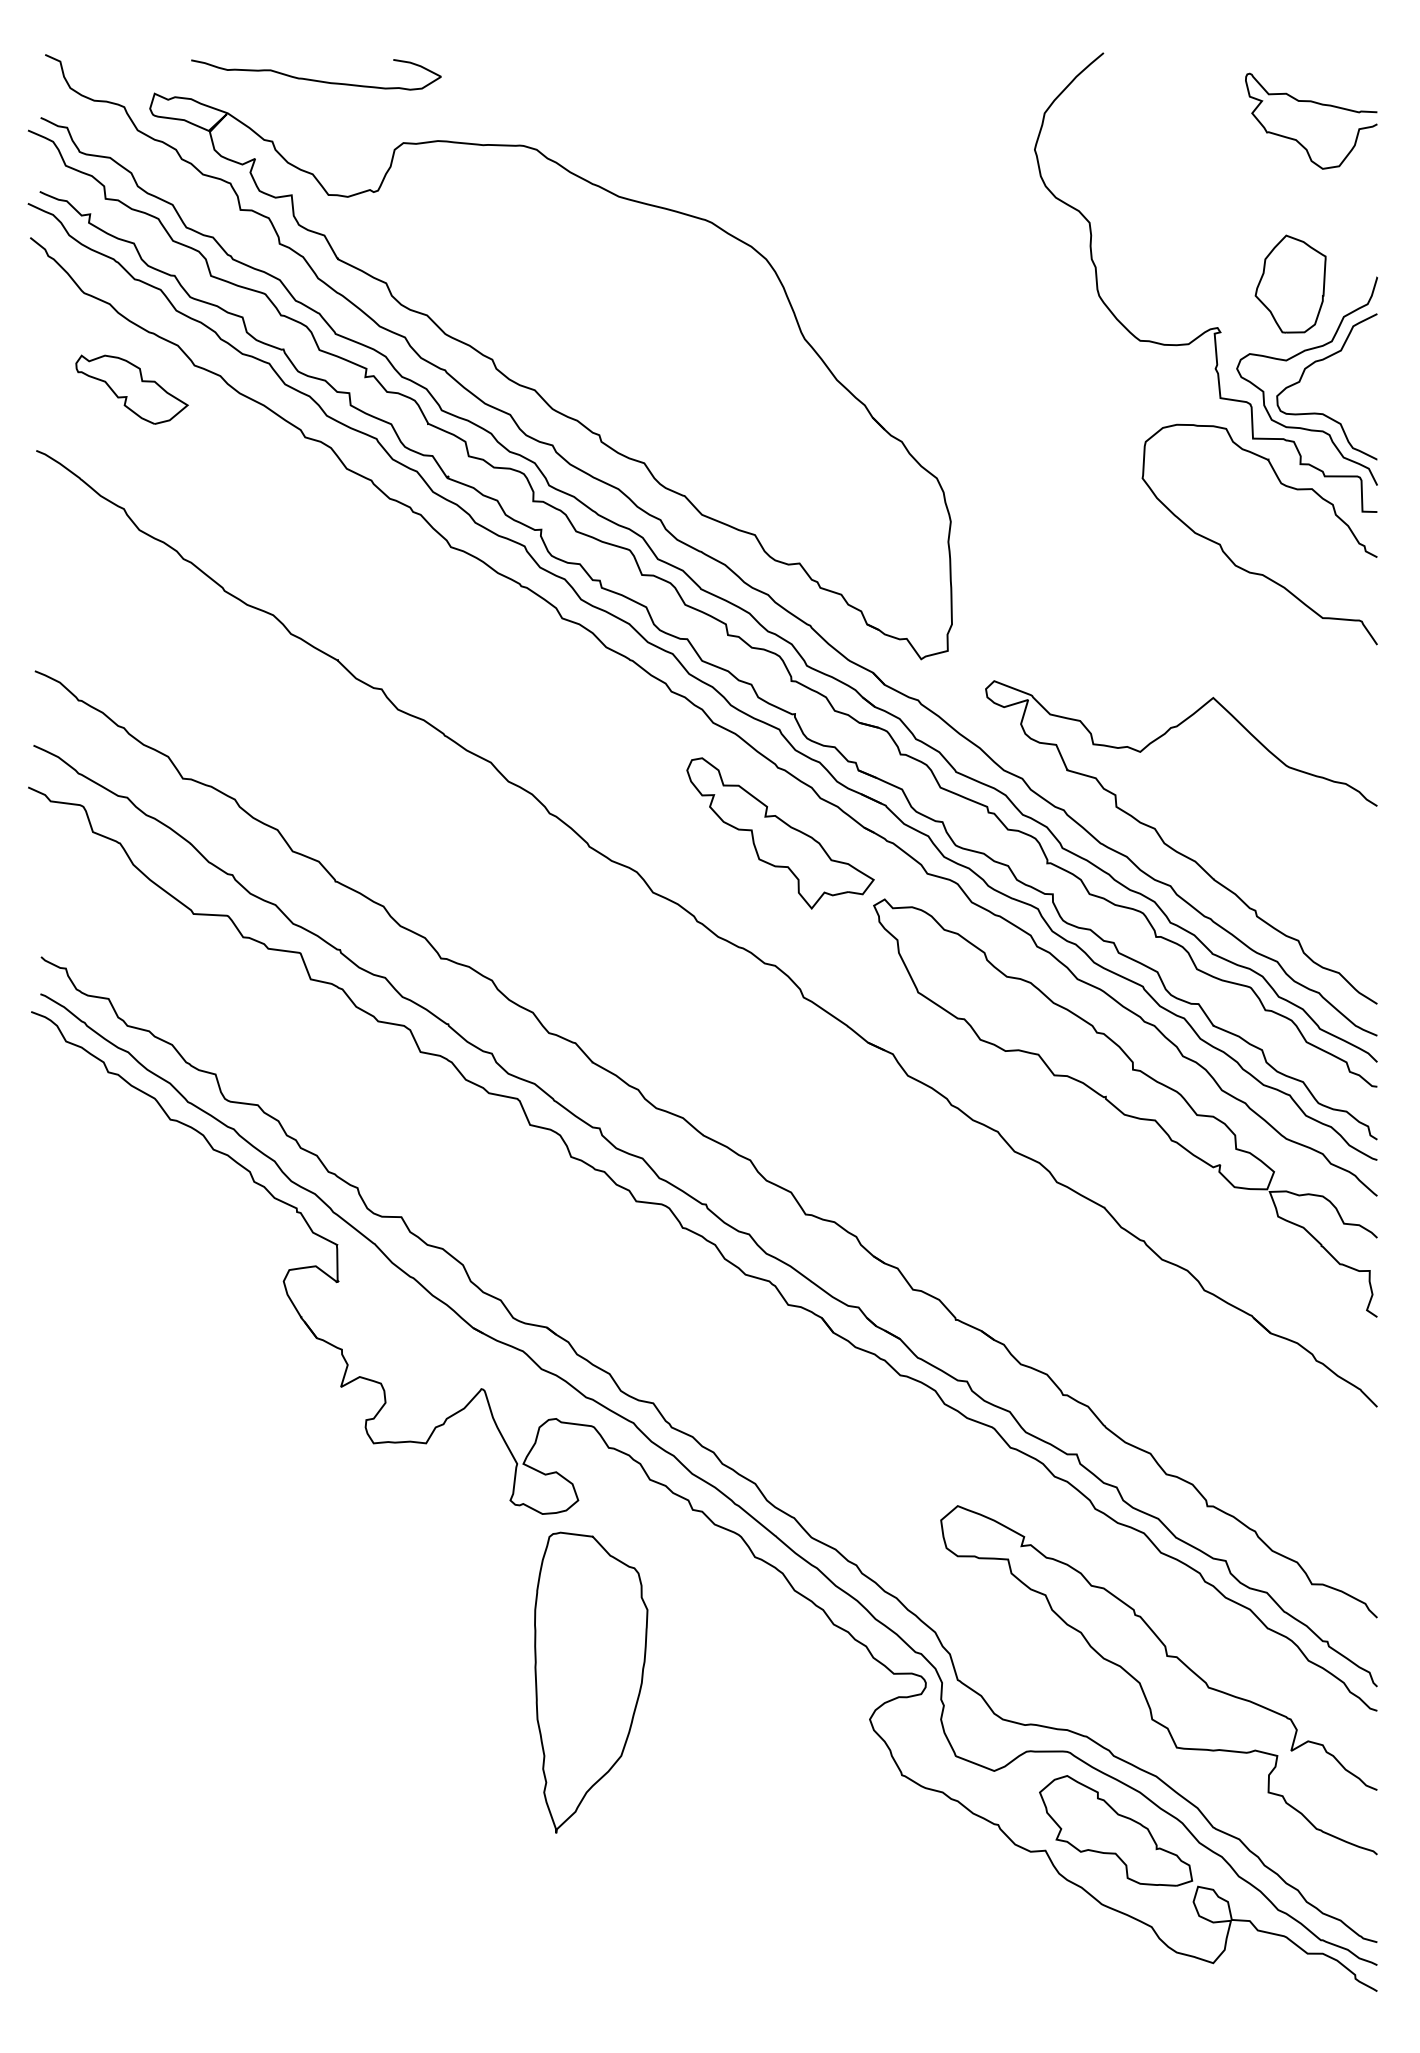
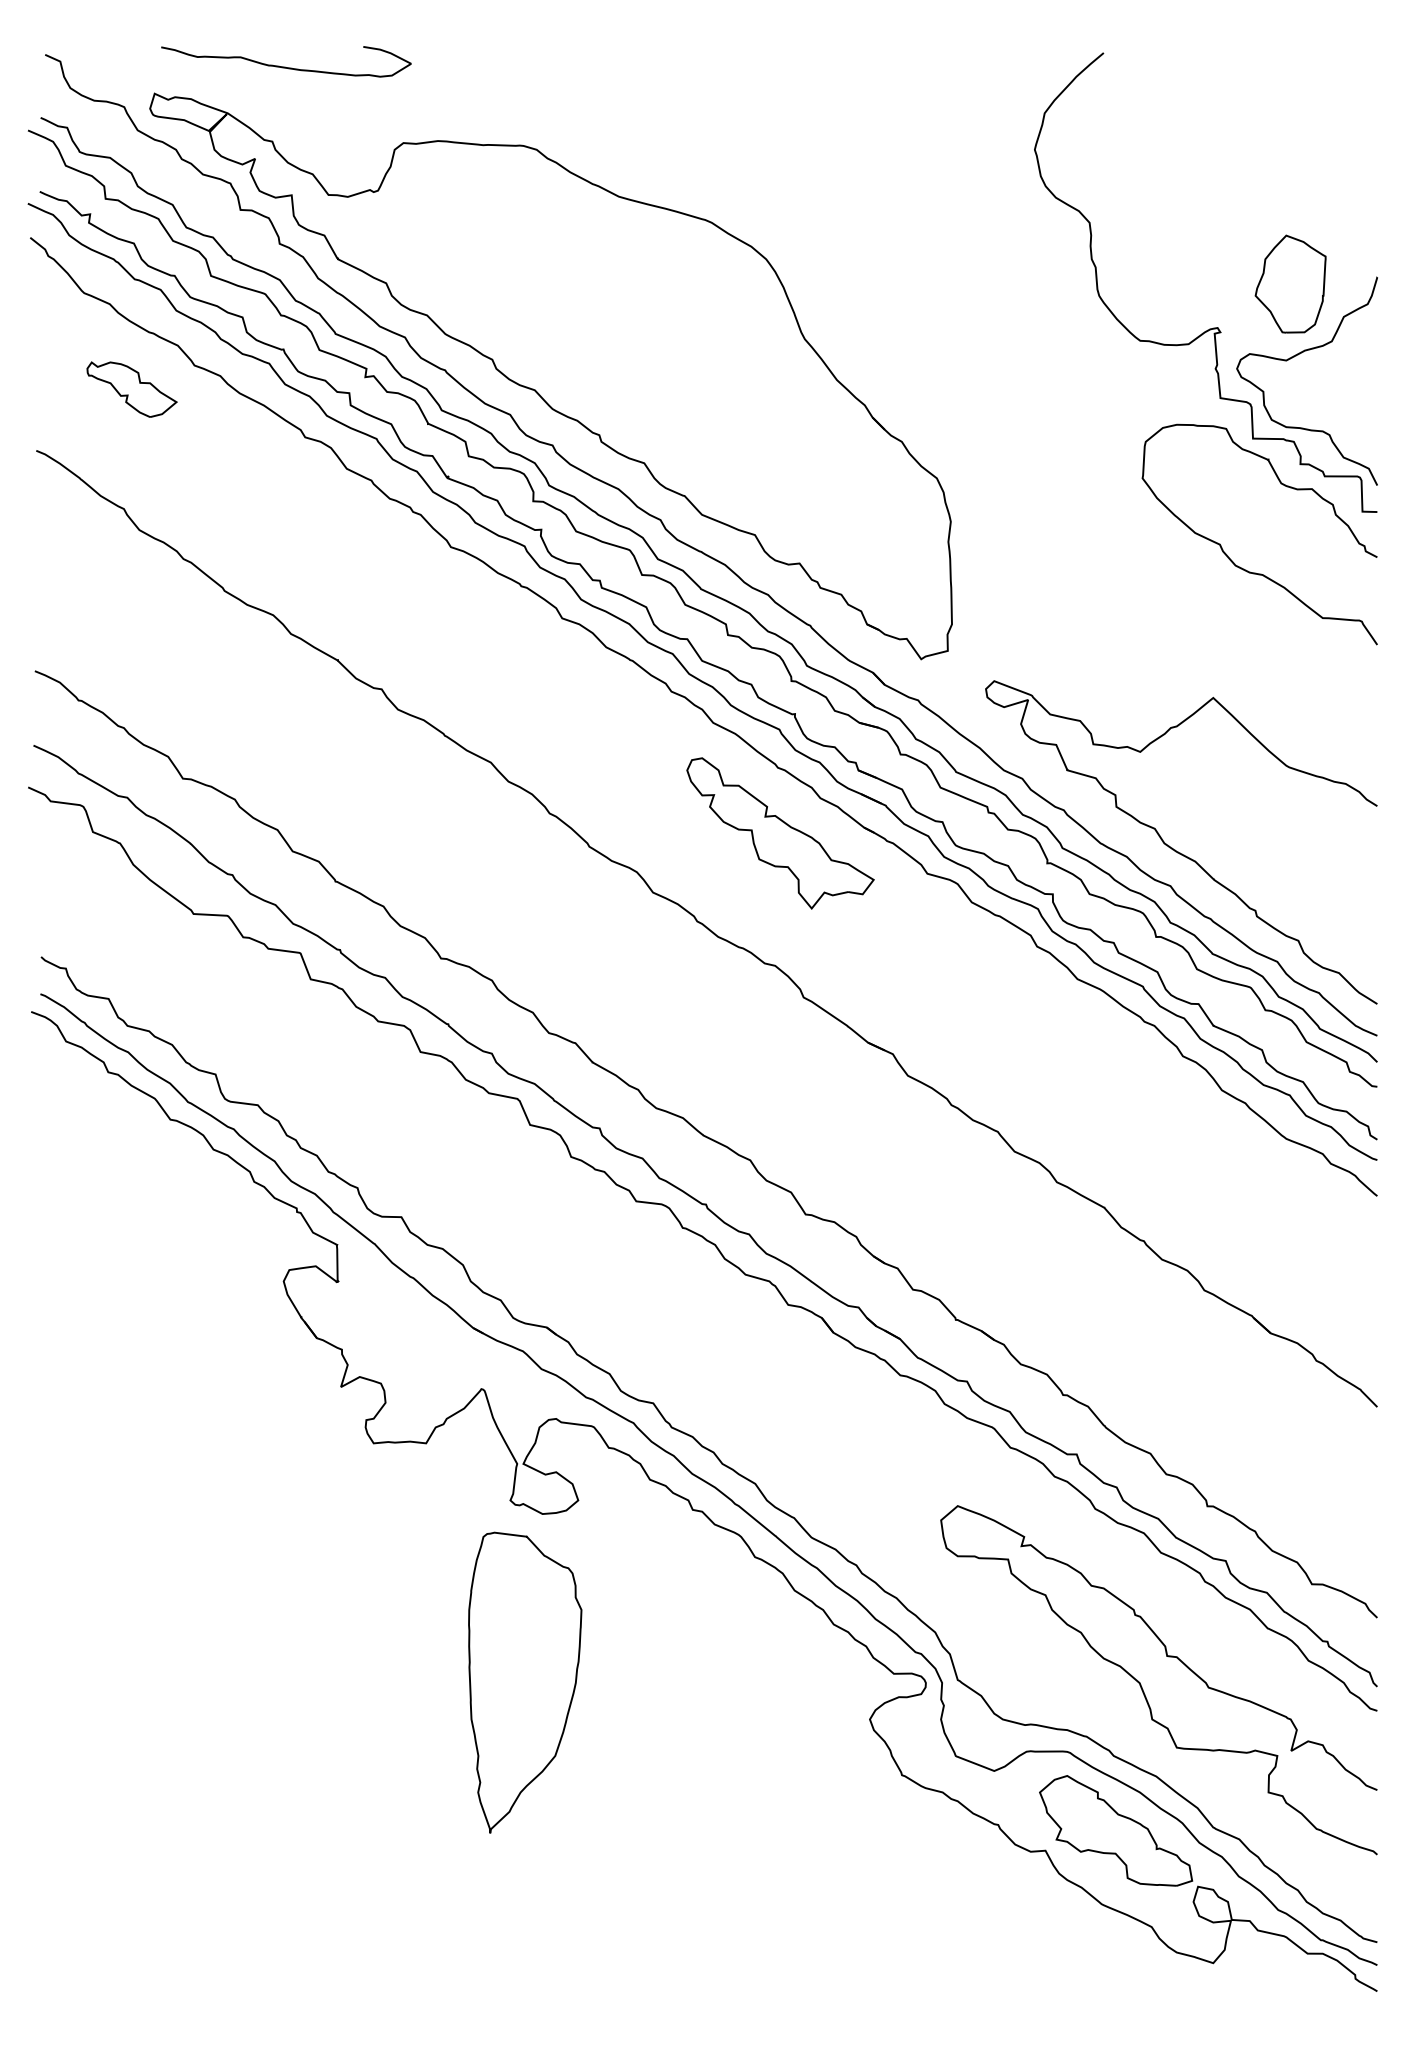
curve position: (315, 79) -> (285, 66) (285, 66)
curve: present -> none (1317, 104)
curve: present -> none (1303, 375)
part size: 114x71 px -> 92x57 px (131, 389)
part: present -> none (1125, 1107)
part position: (591, 1682) -> (525, 1682) (525, 1682)
